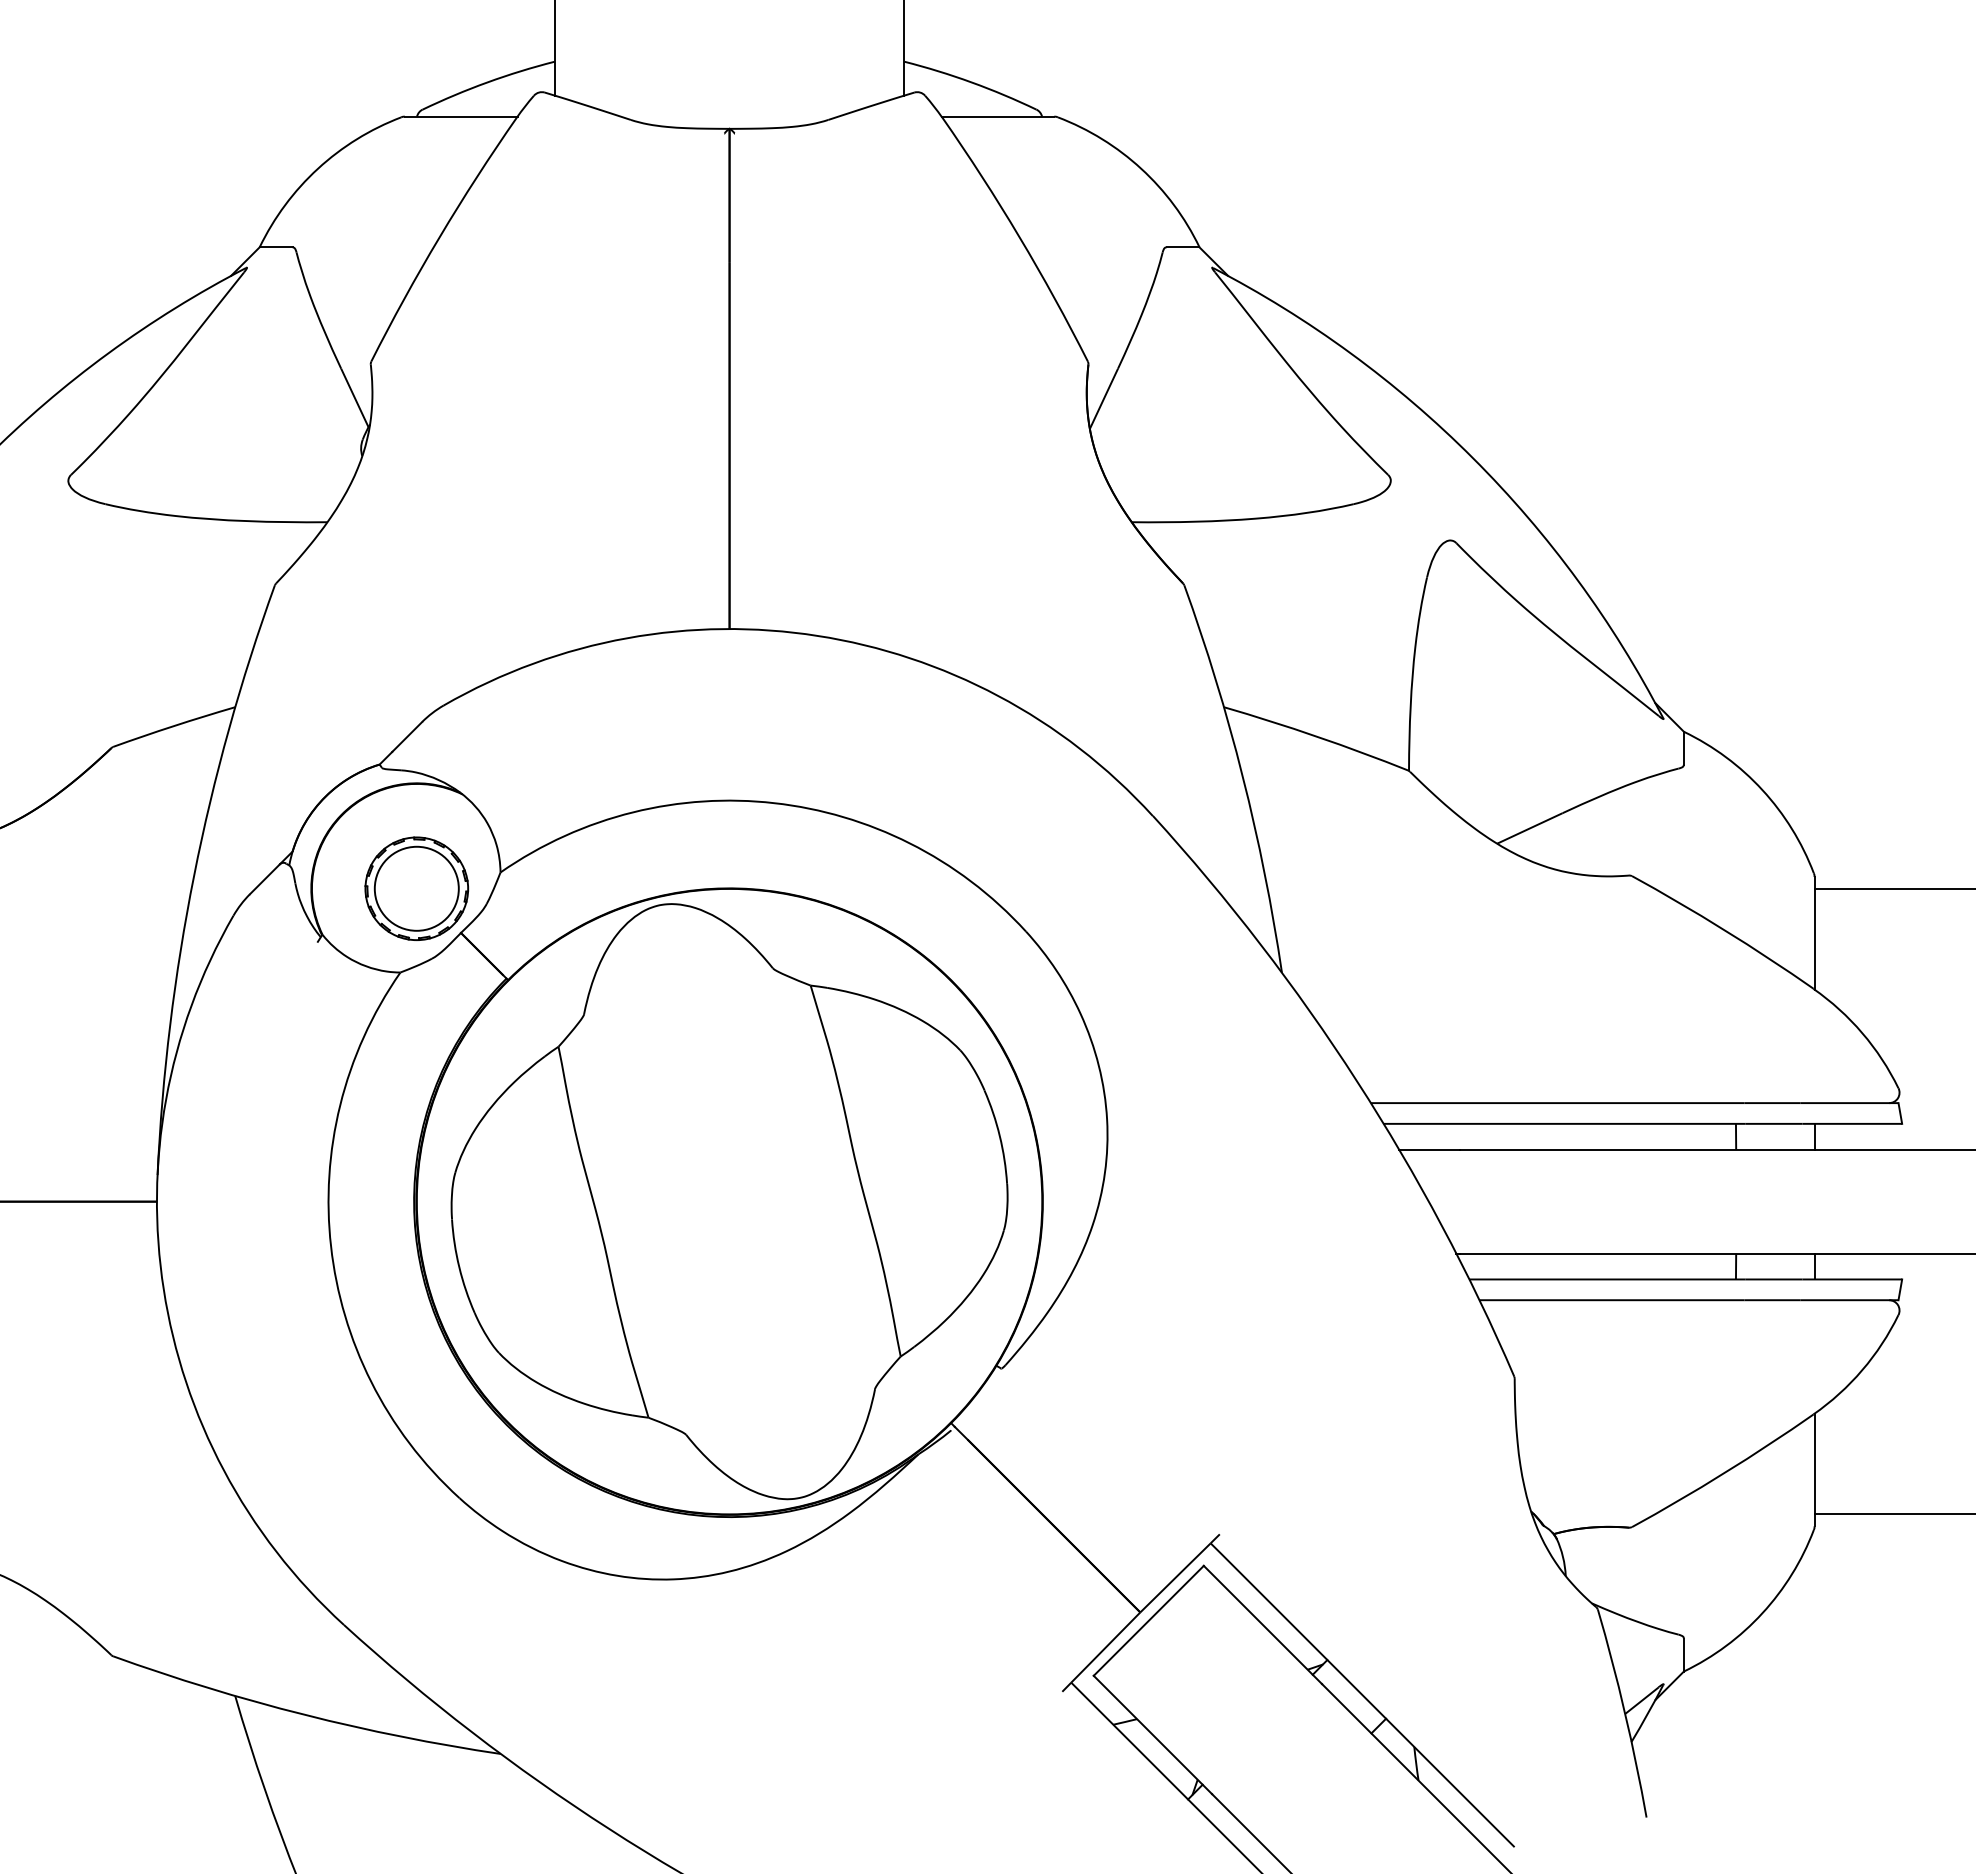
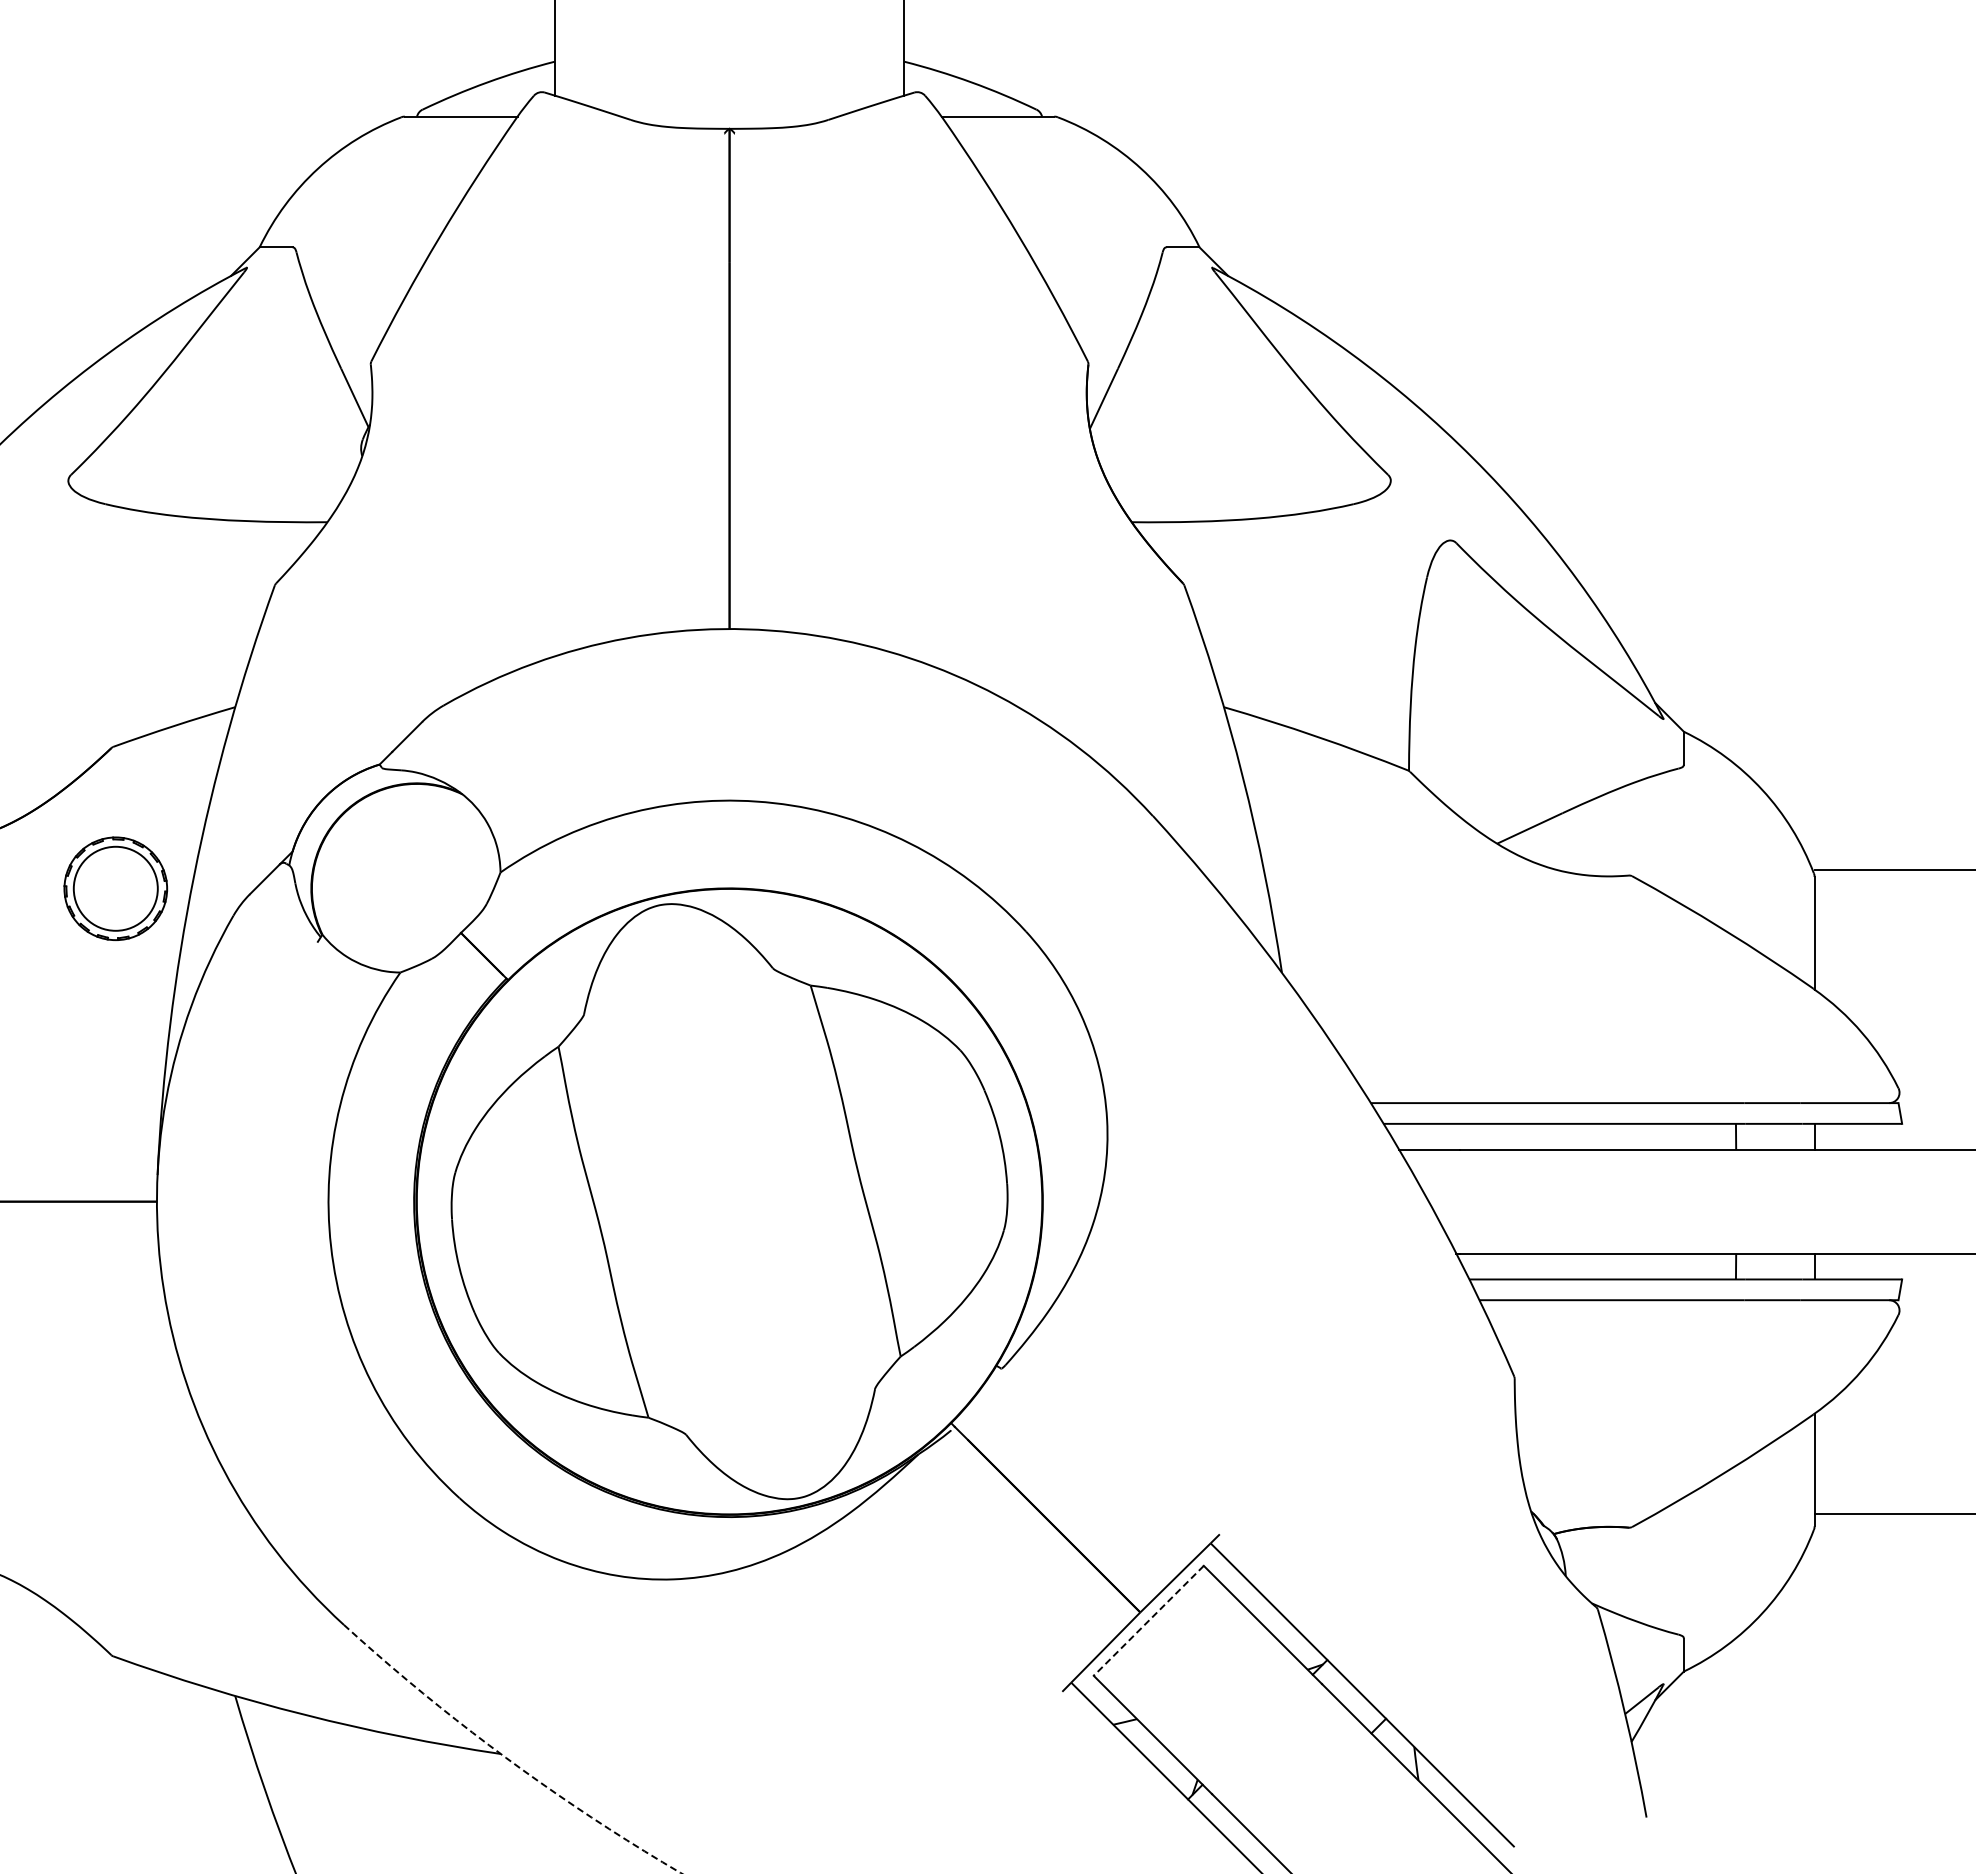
part position: (416, 888) -> (115, 888) (115, 888)
line position: (1893, 888) -> (1893, 869) (1893, 869)
line: solid -> dashed (1148, 1620)
arc: solid -> dashed (506, 1758)
